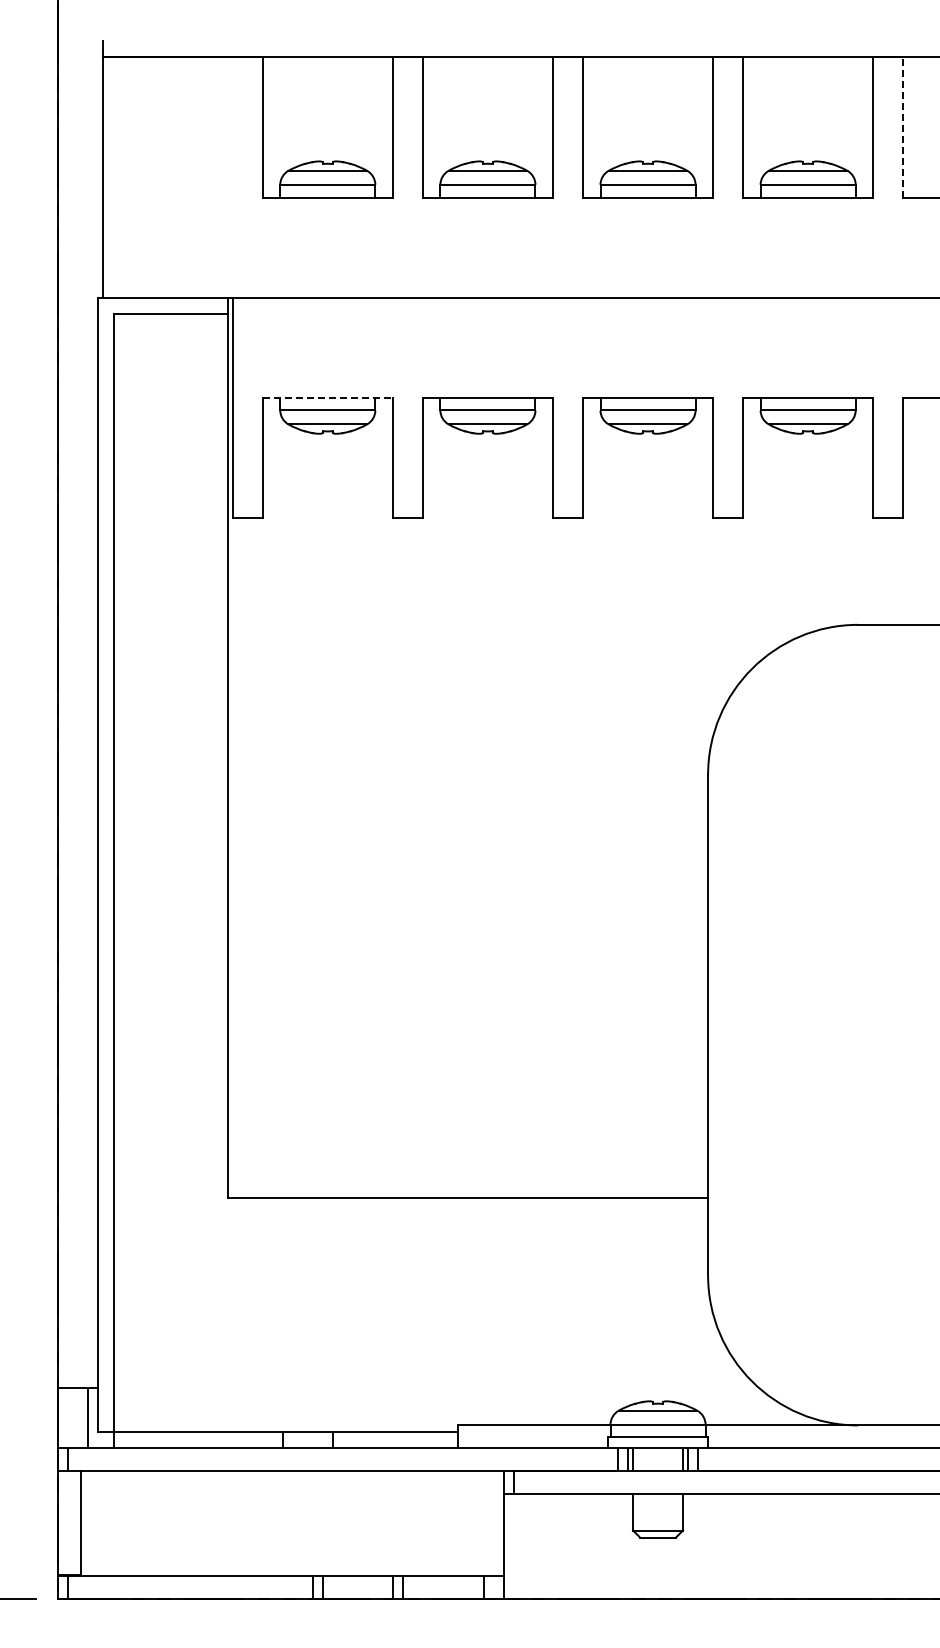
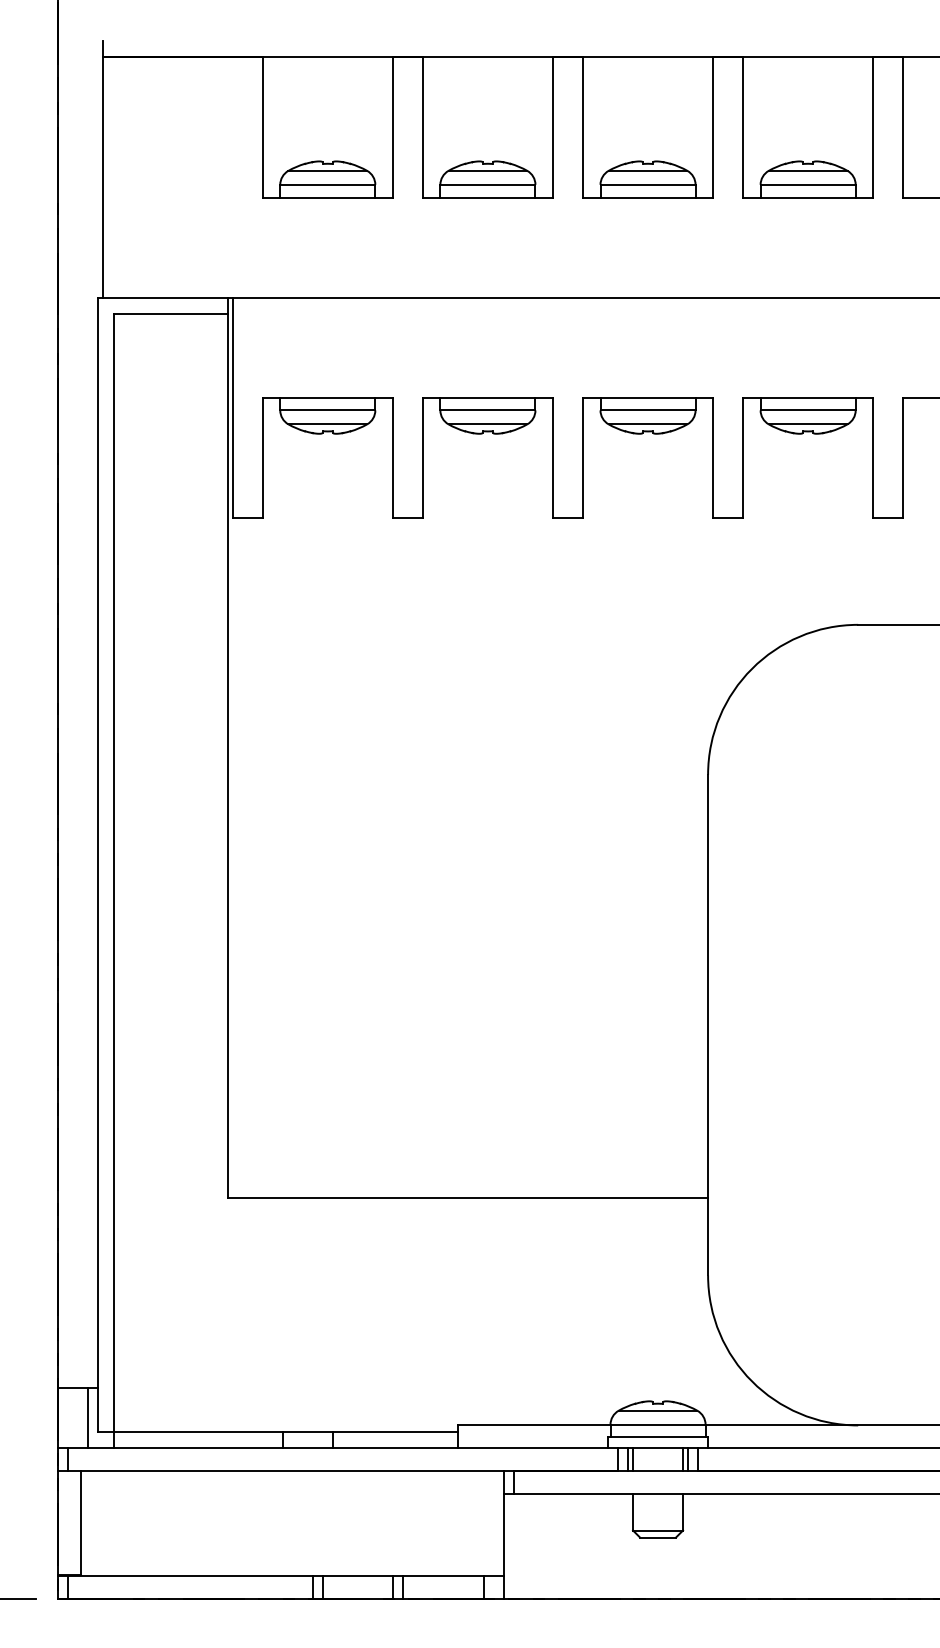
line: dashed -> solid (903, 126)
line: dashed -> solid (328, 397)
